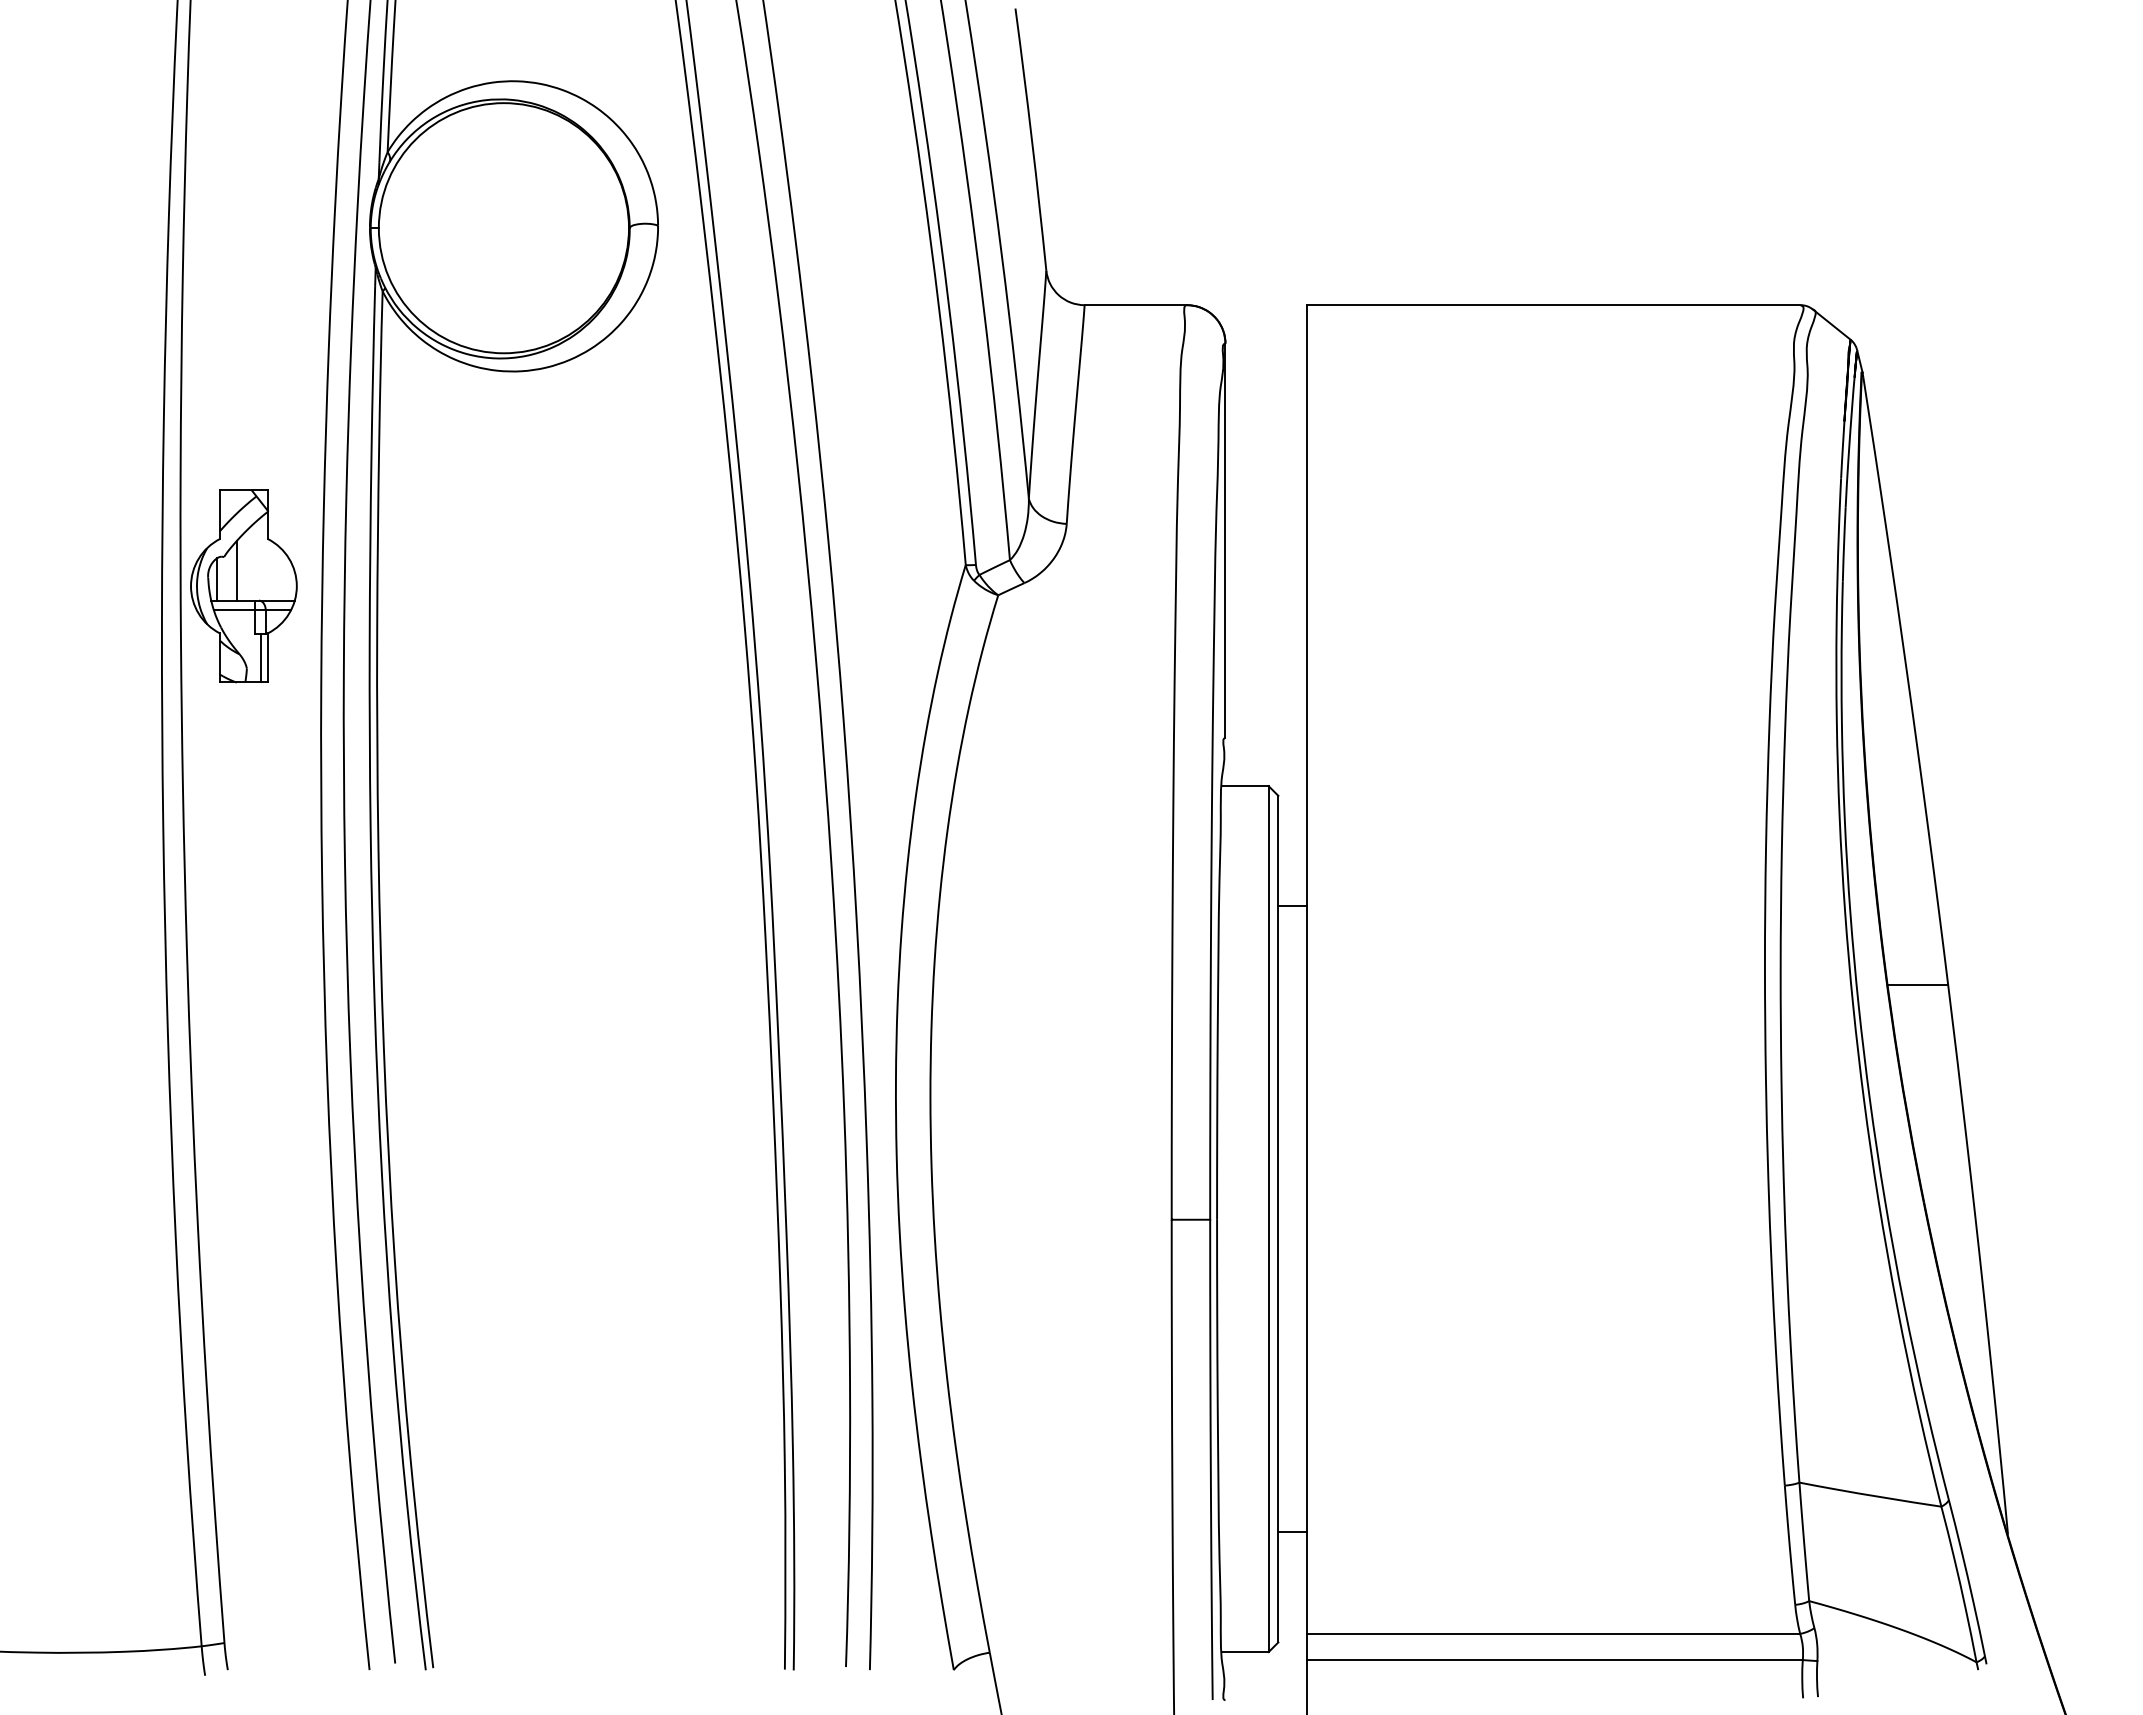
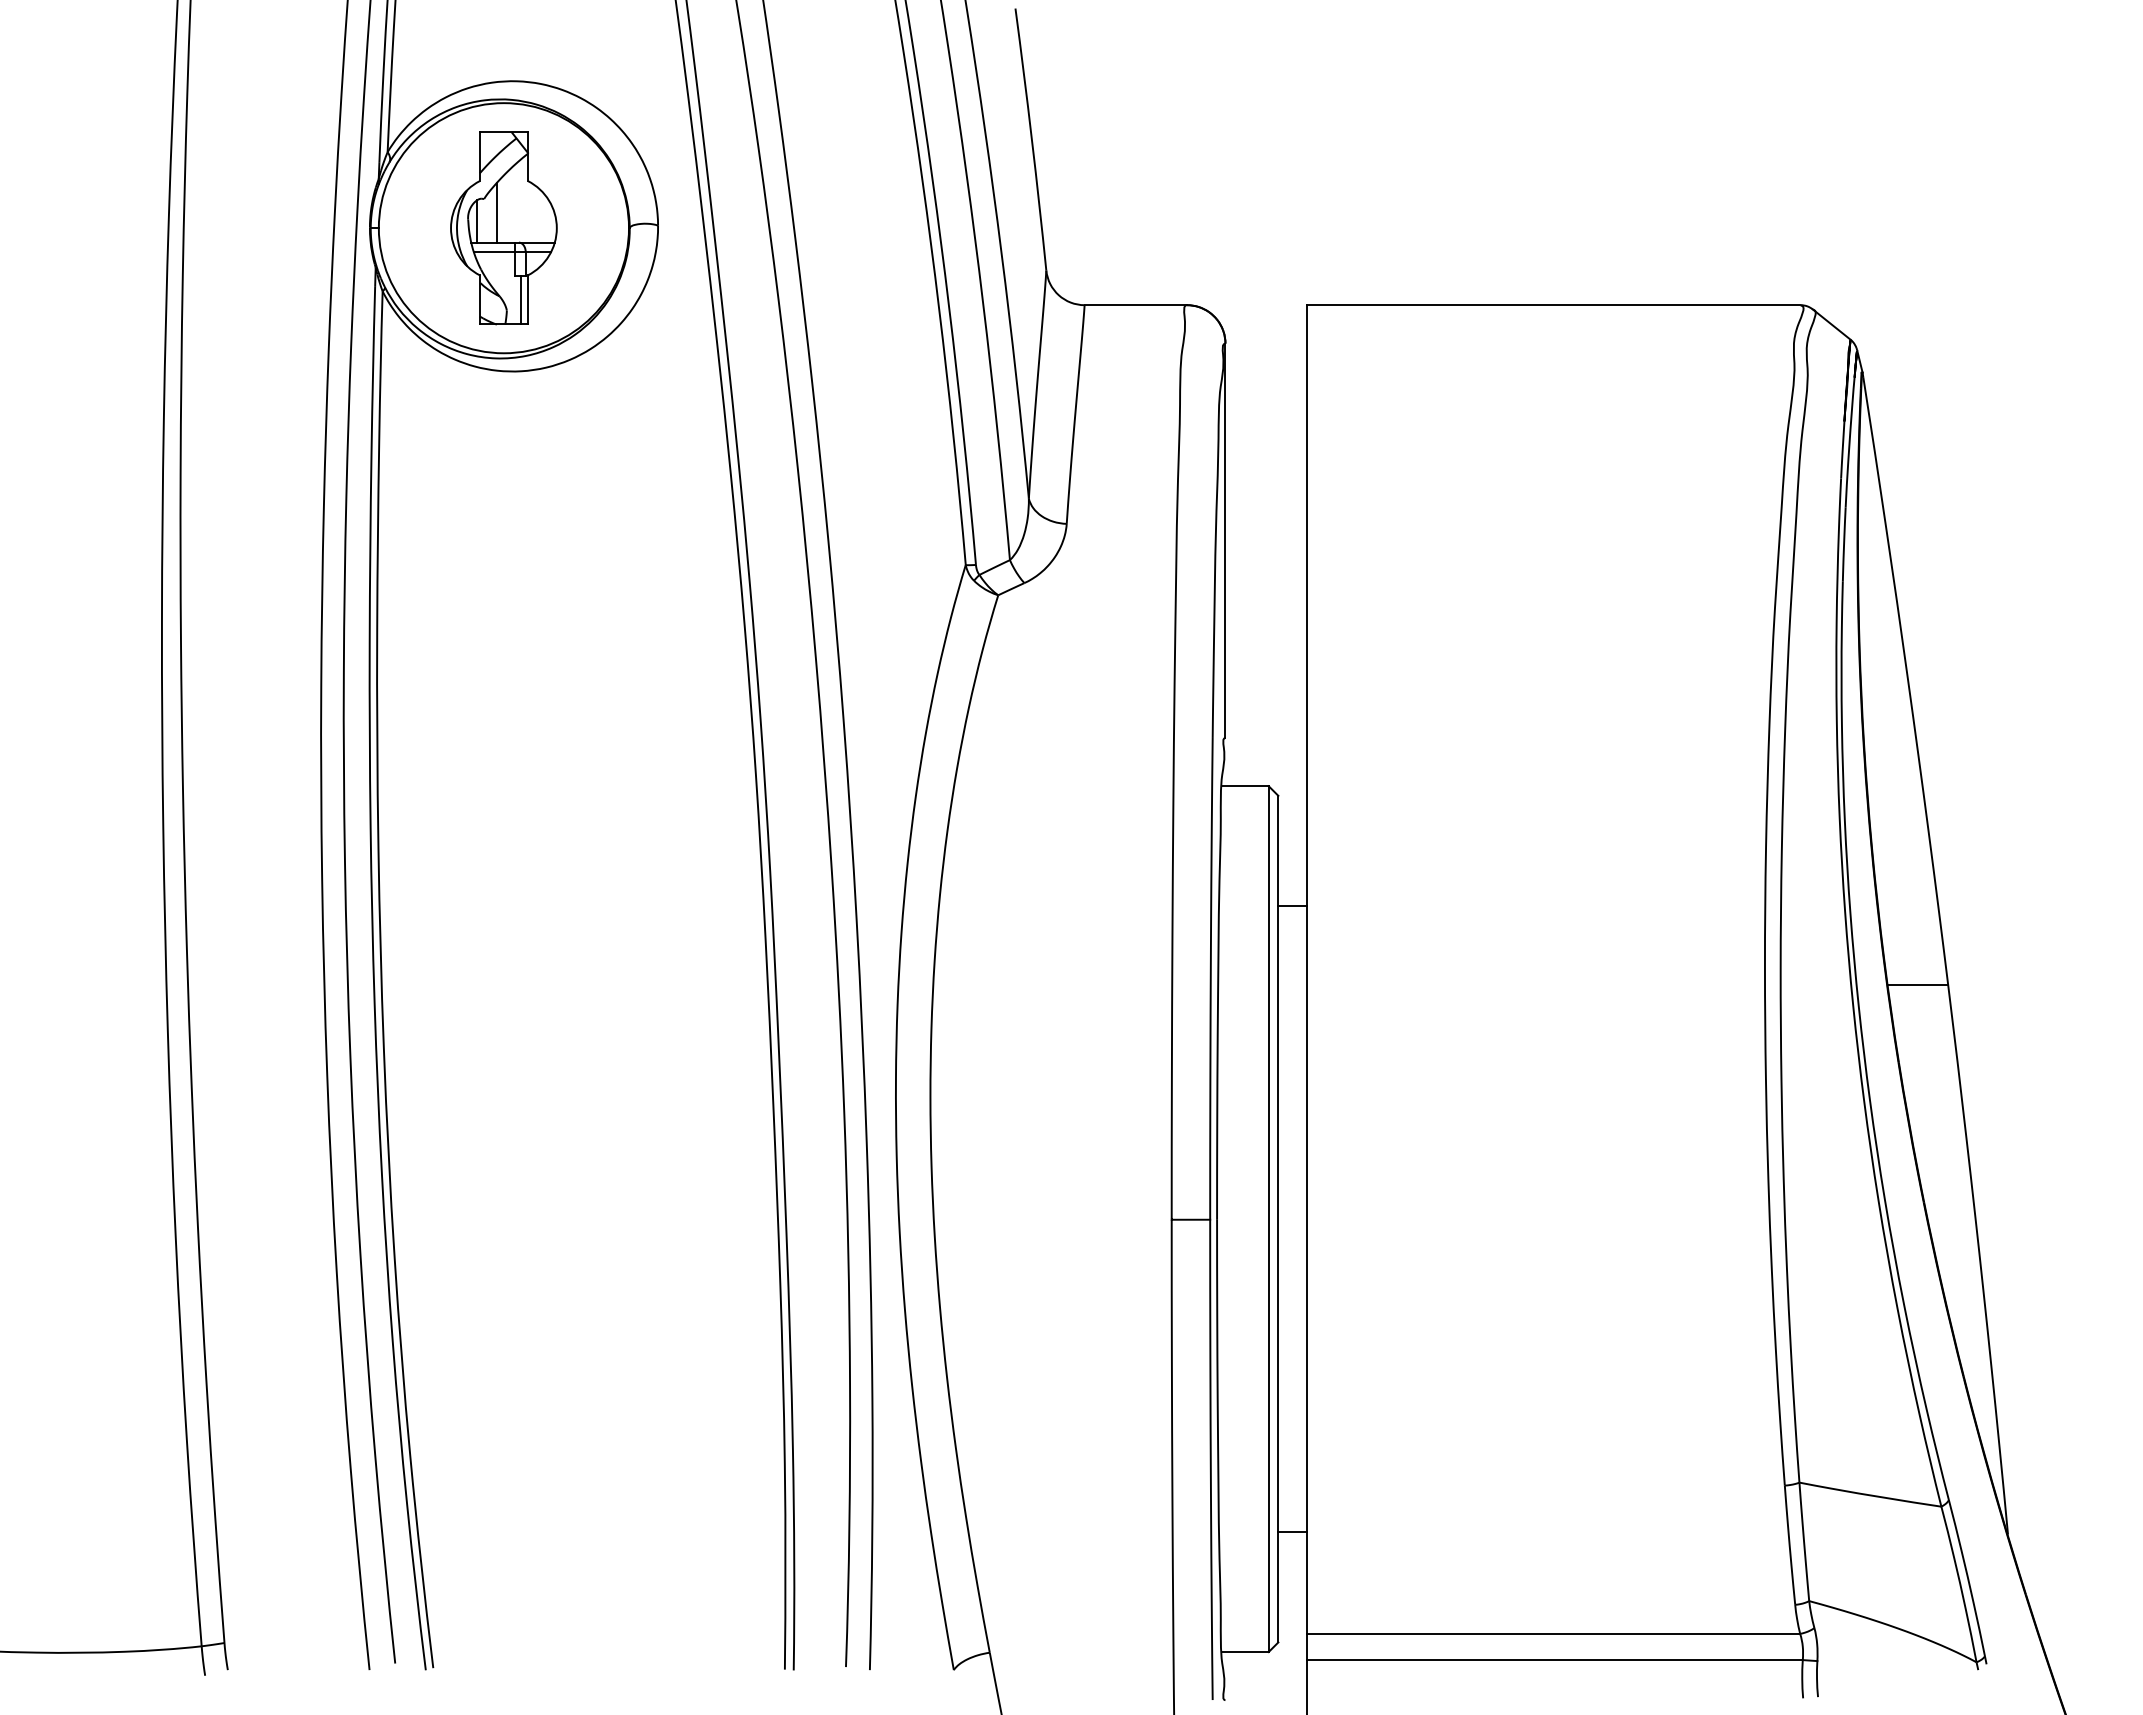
part position: (243, 586) -> (503, 228) (503, 228)
